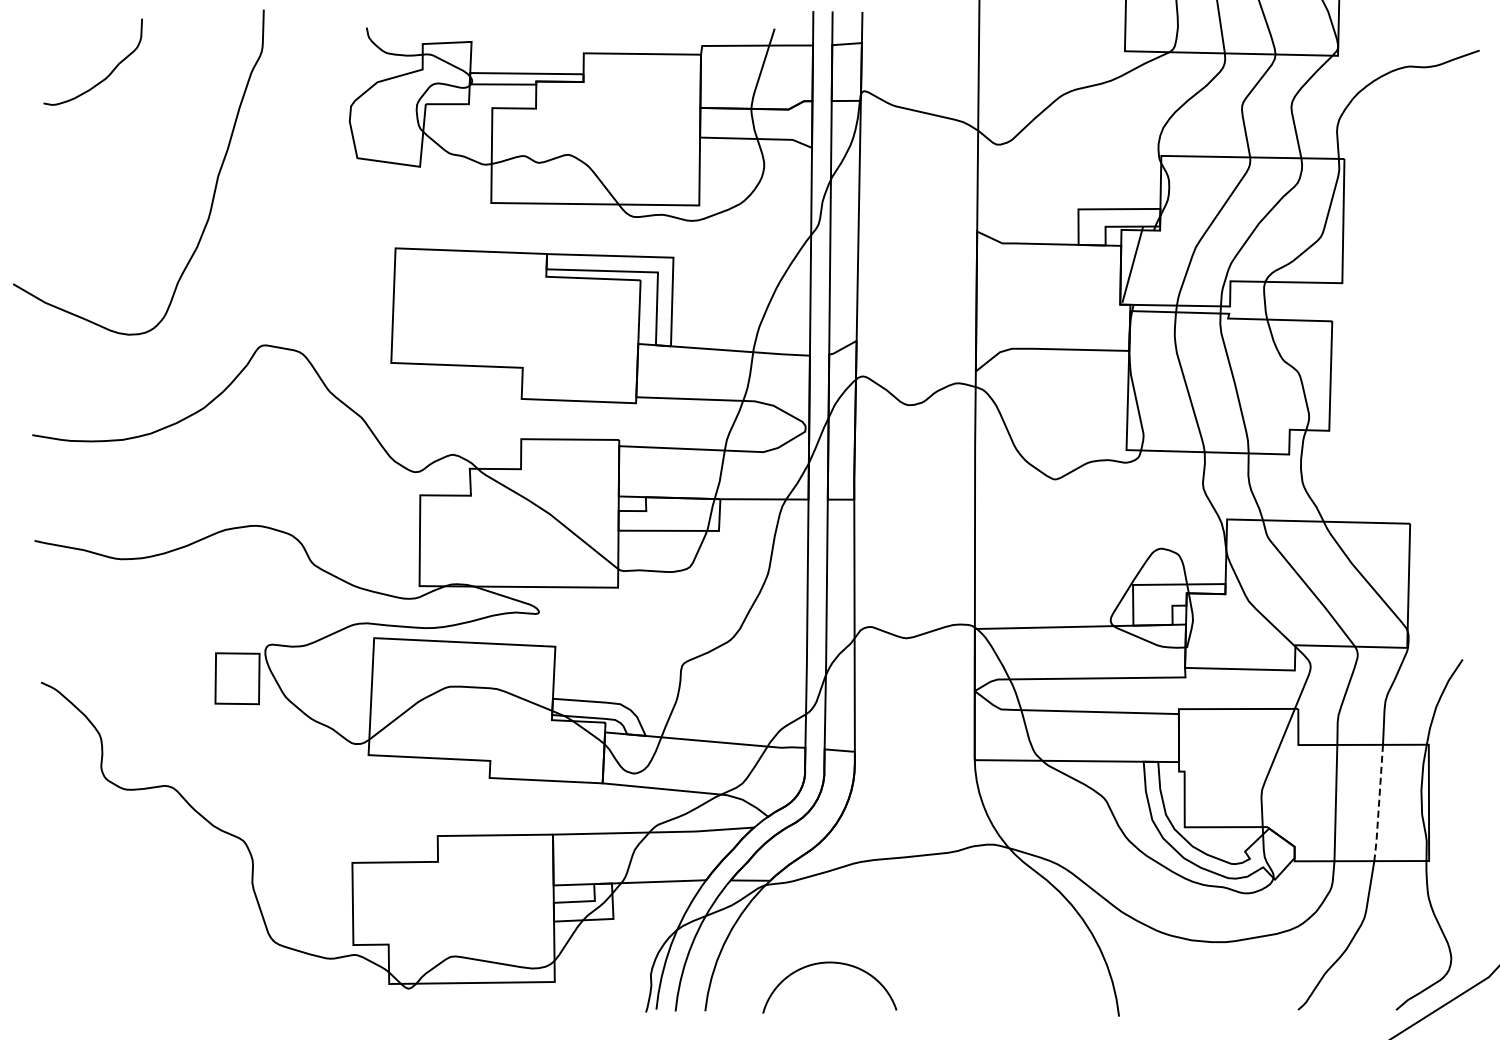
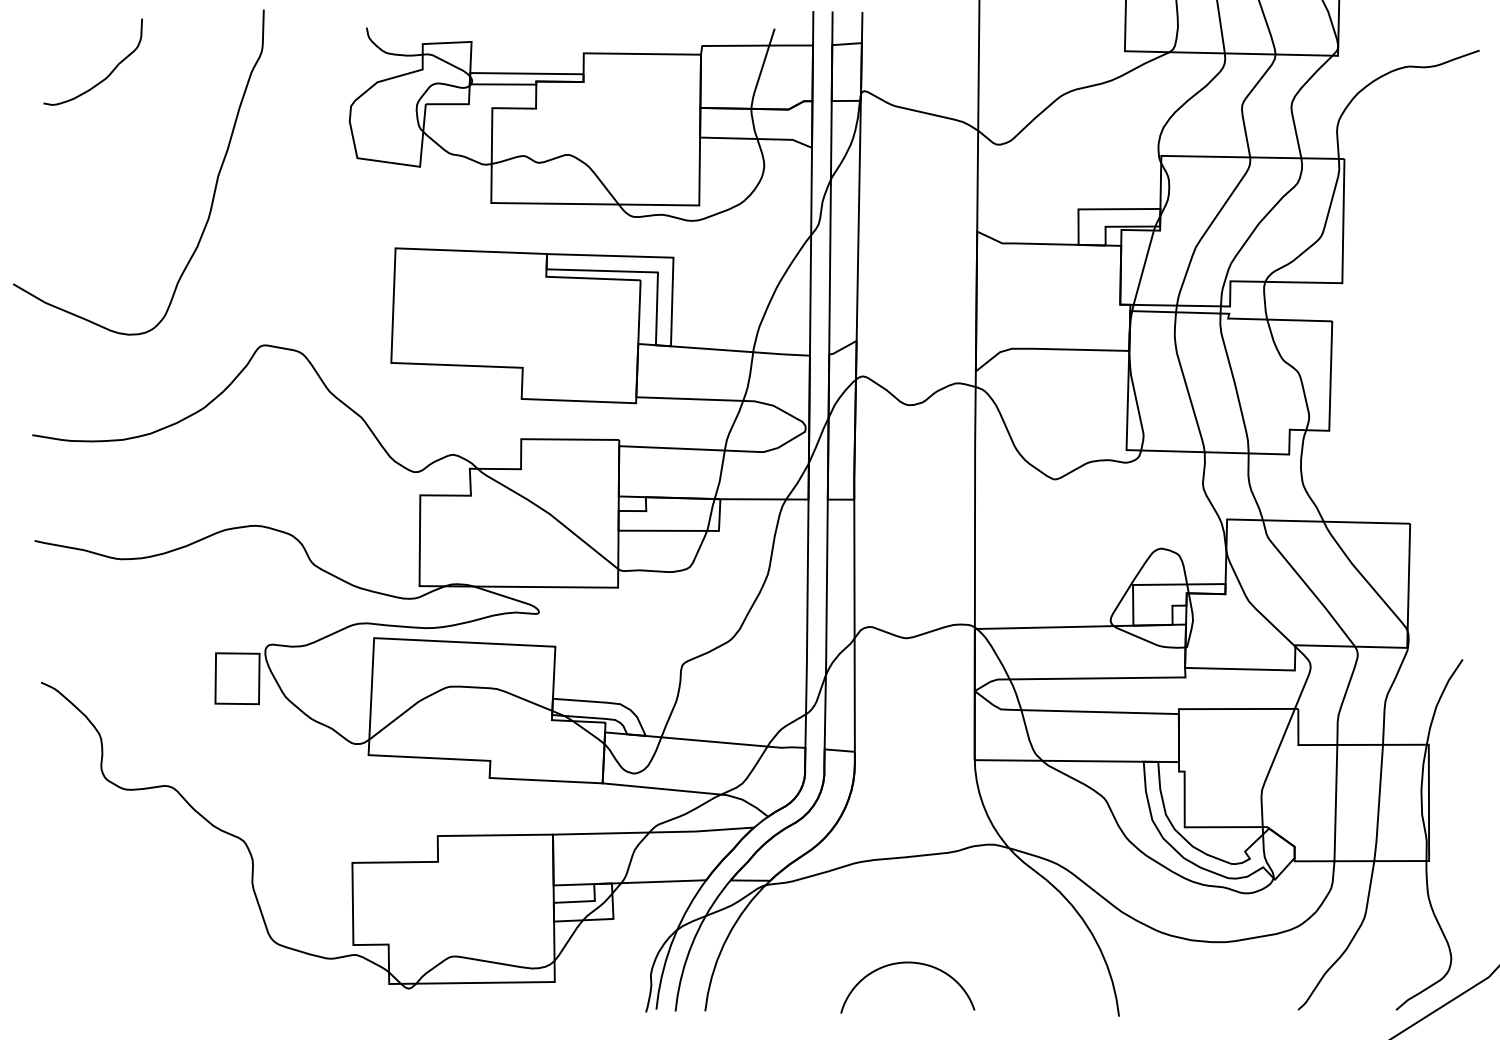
line position: (1132, 264) -> (1143, 267) (1143, 267)
line: dashed -> solid (1378, 804)
curve position: (829, 963) -> (907, 963) (907, 963)
